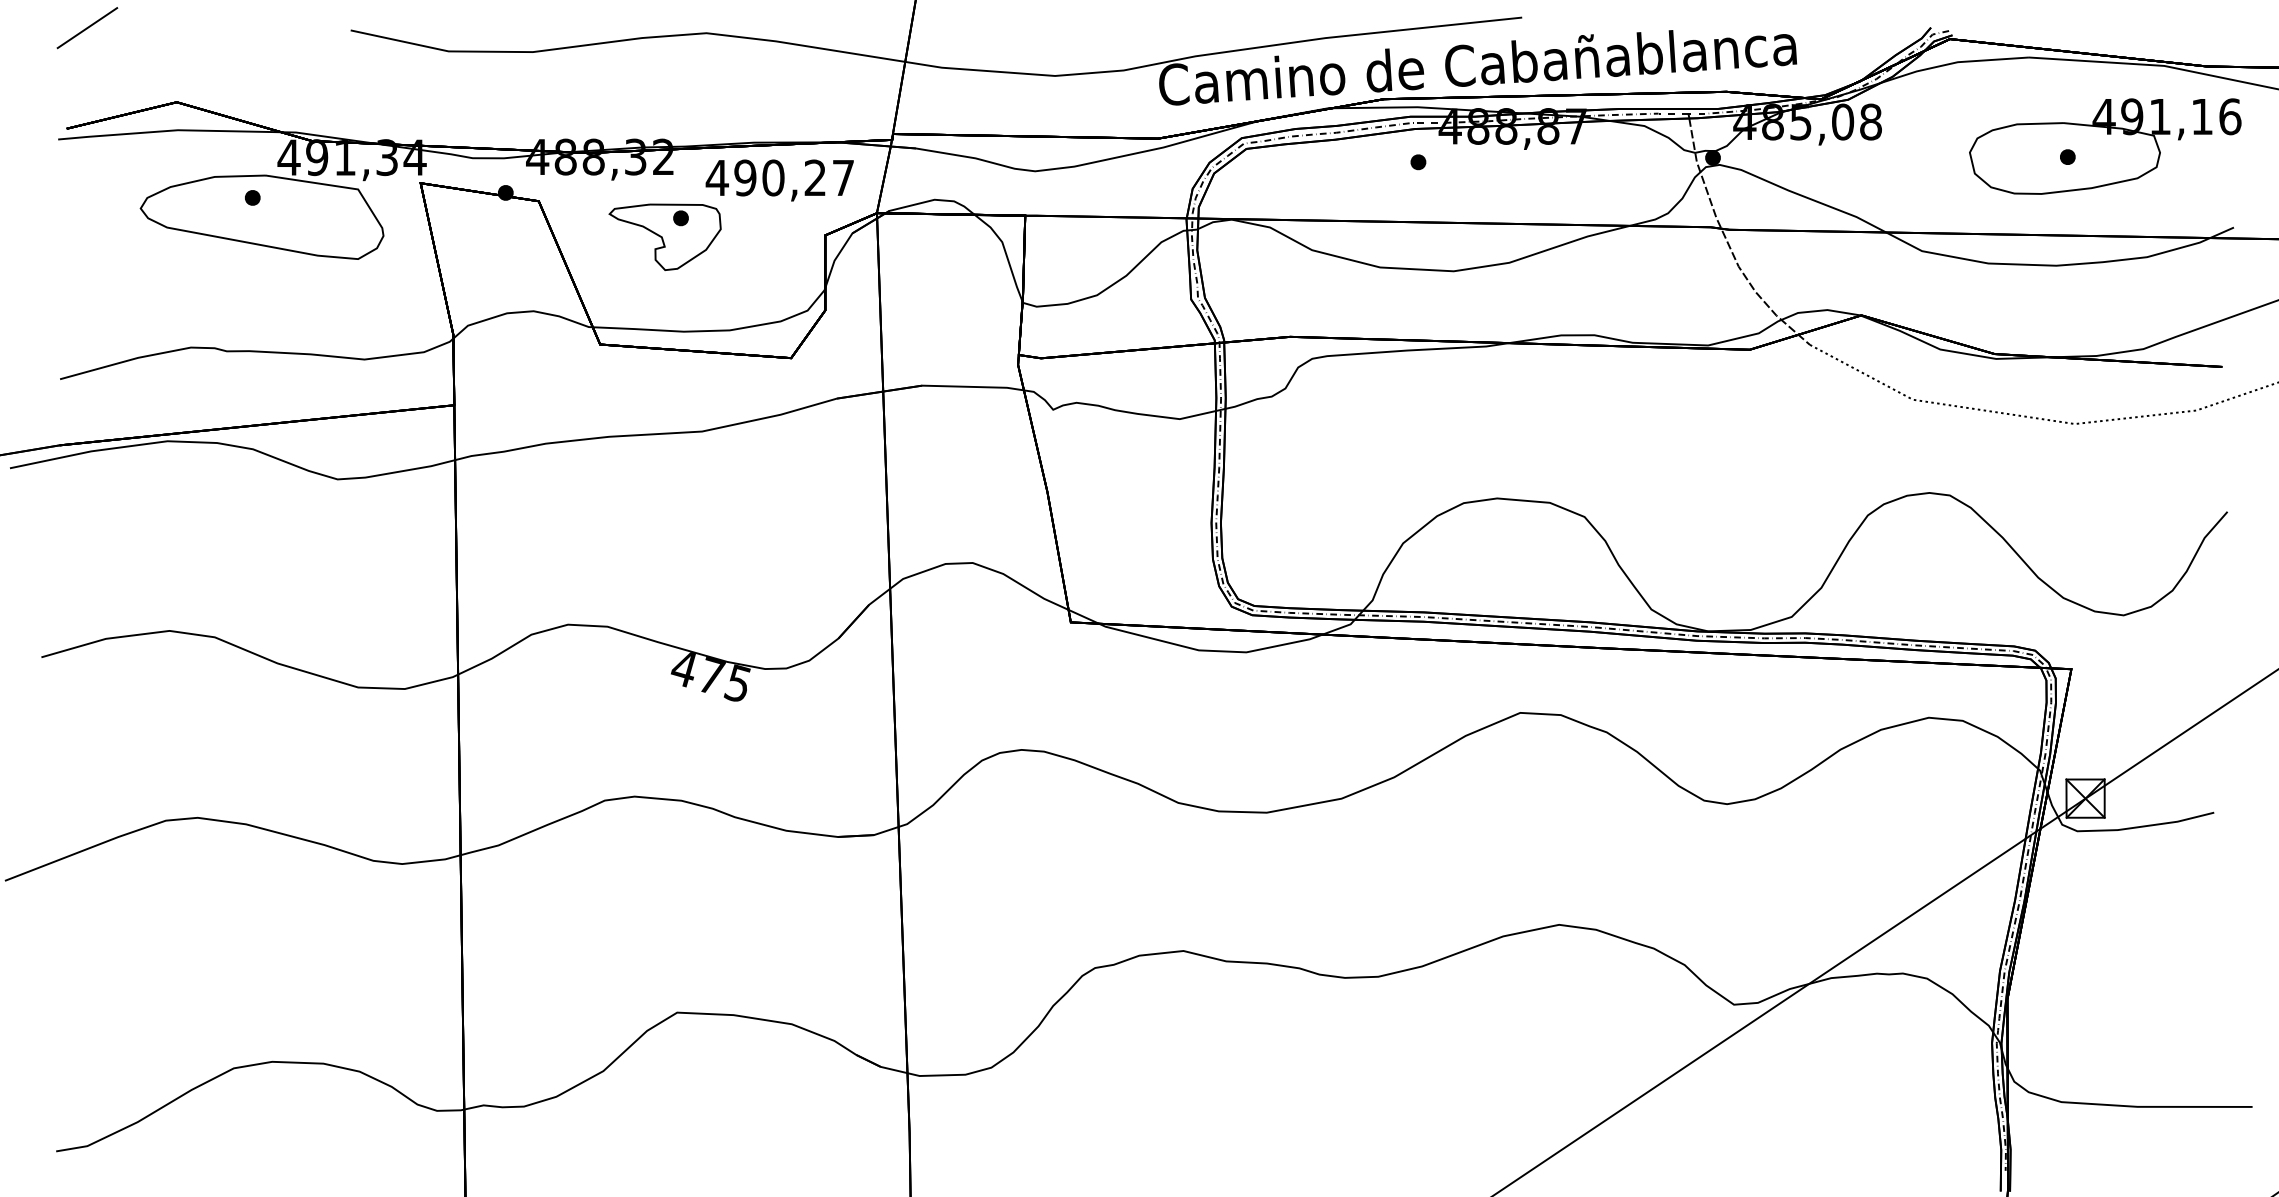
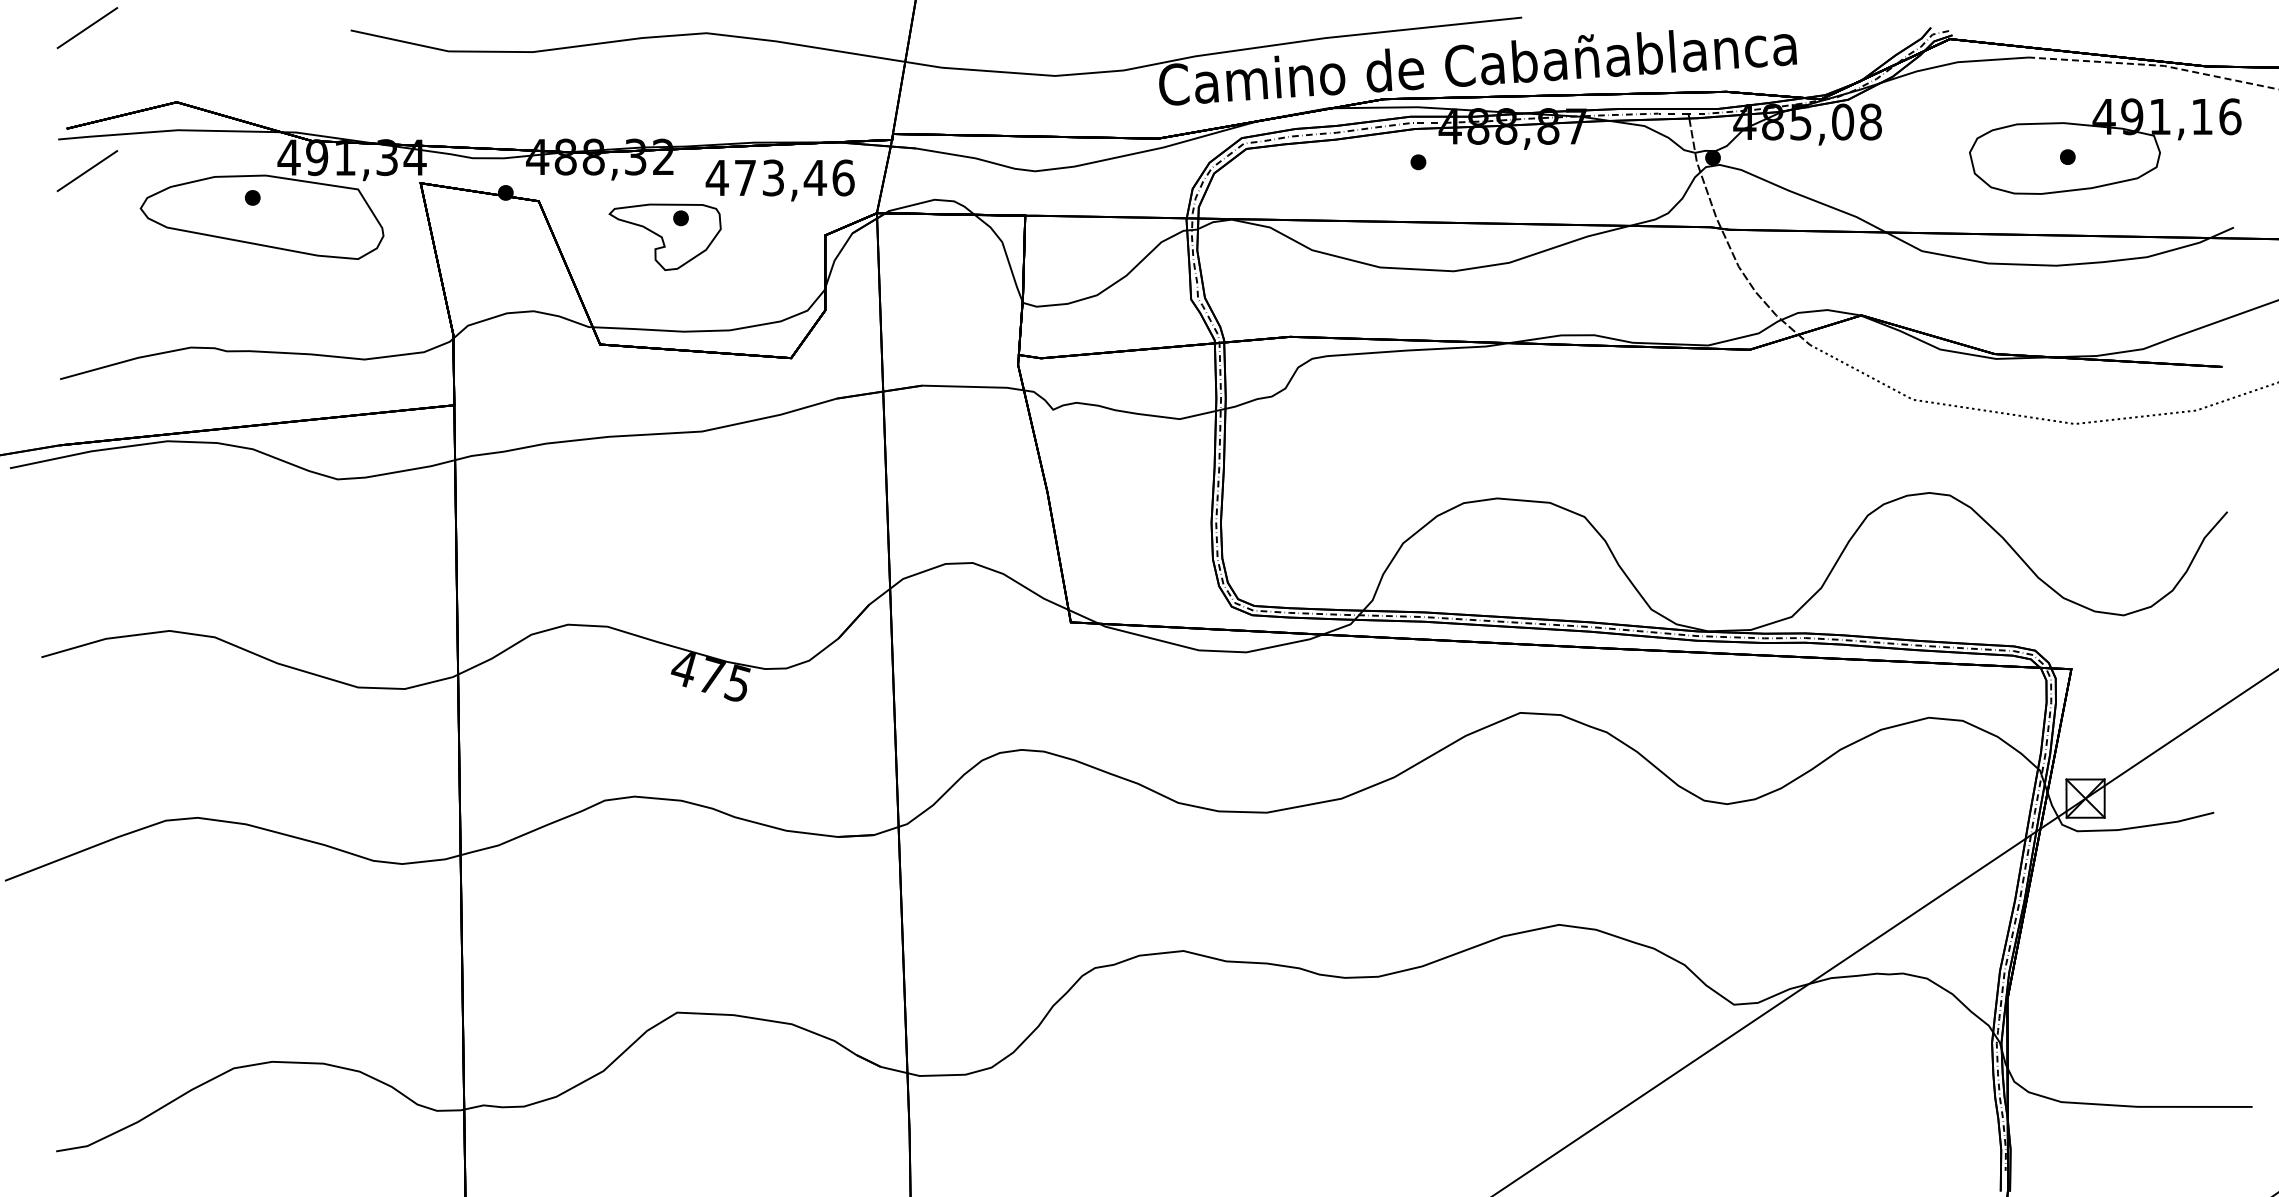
line: solid -> dashed (2155, 65)
line: none -> present (87, 171)
text: 490,27 -> 473,46 (794, 177)
